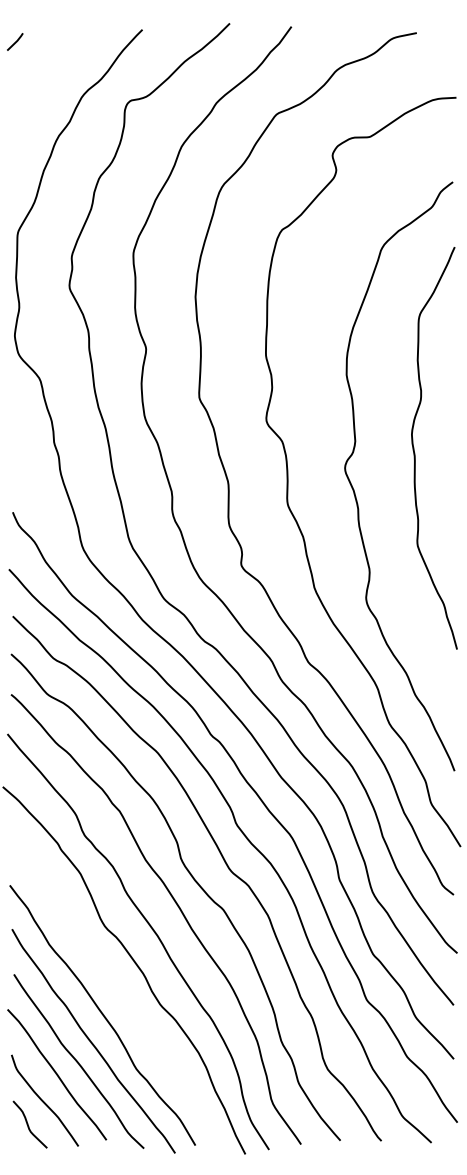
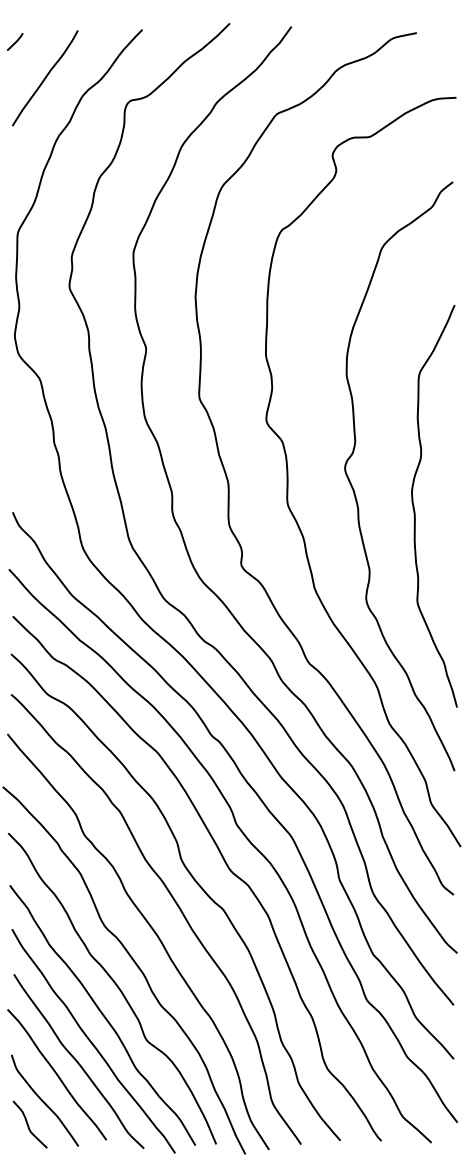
curve: none -> present (44, 78)
curve position: (415, 453) -> (415, 511) (415, 511)
curve: none -> present (115, 985)
